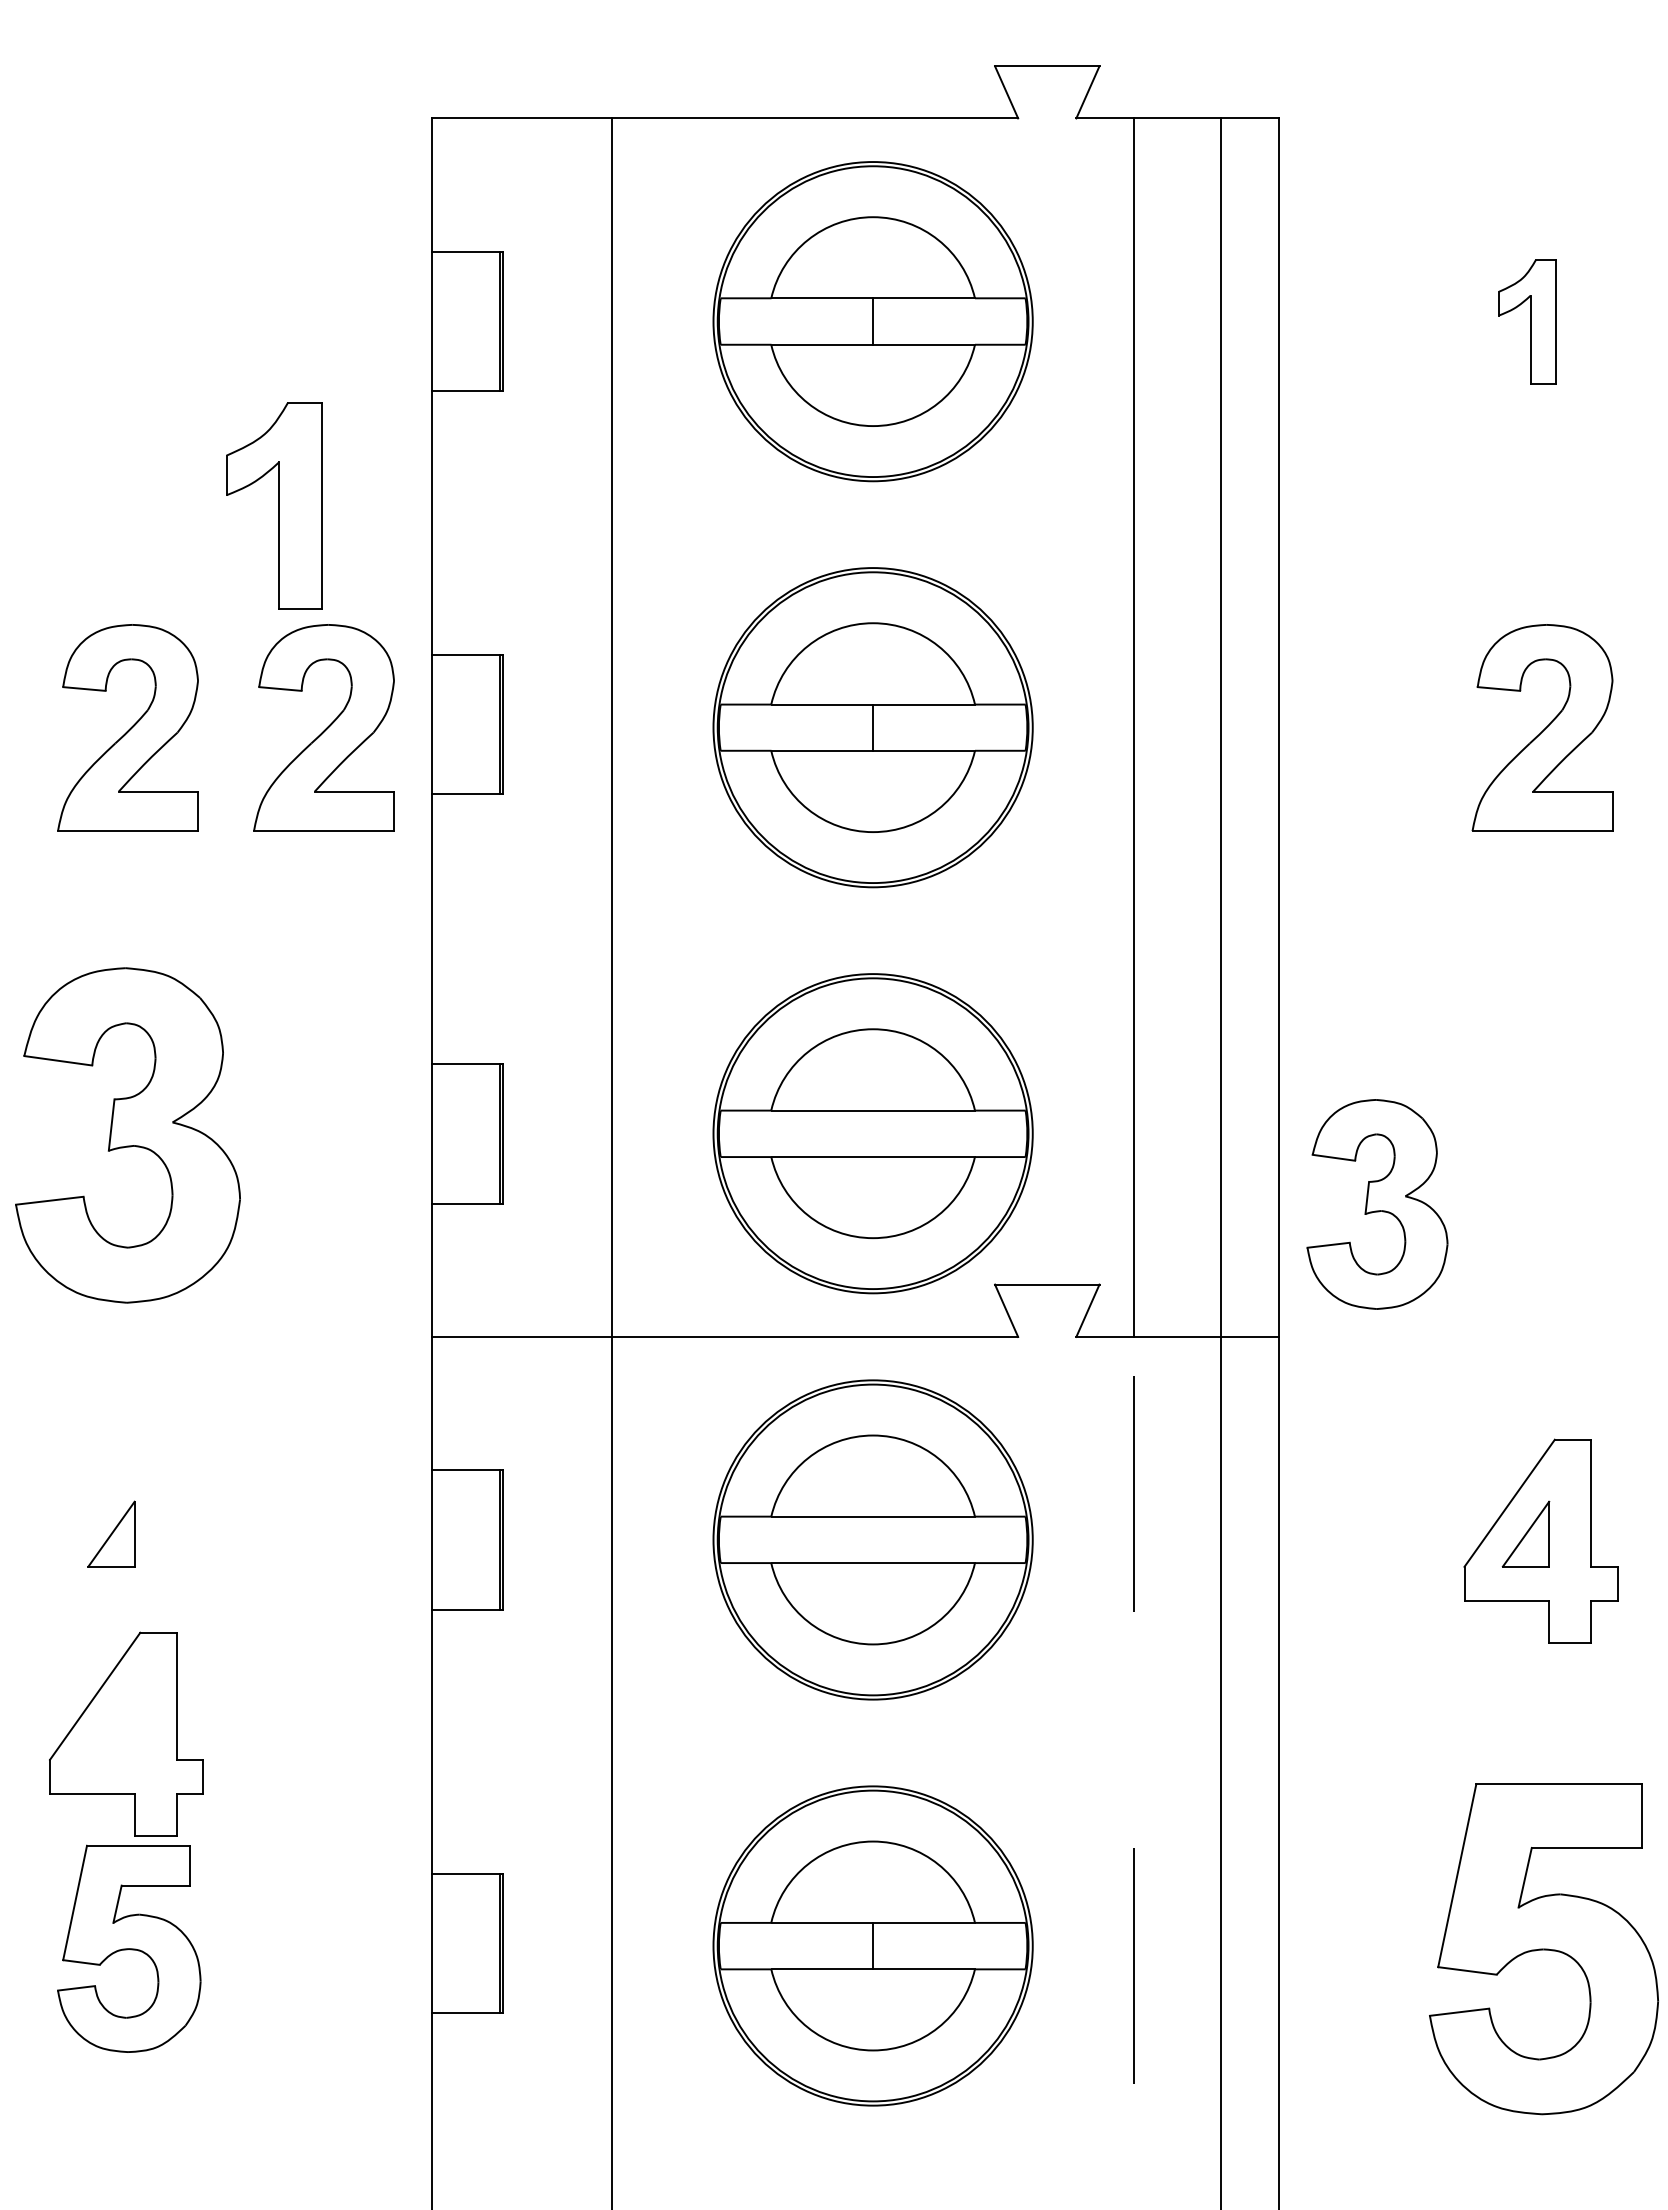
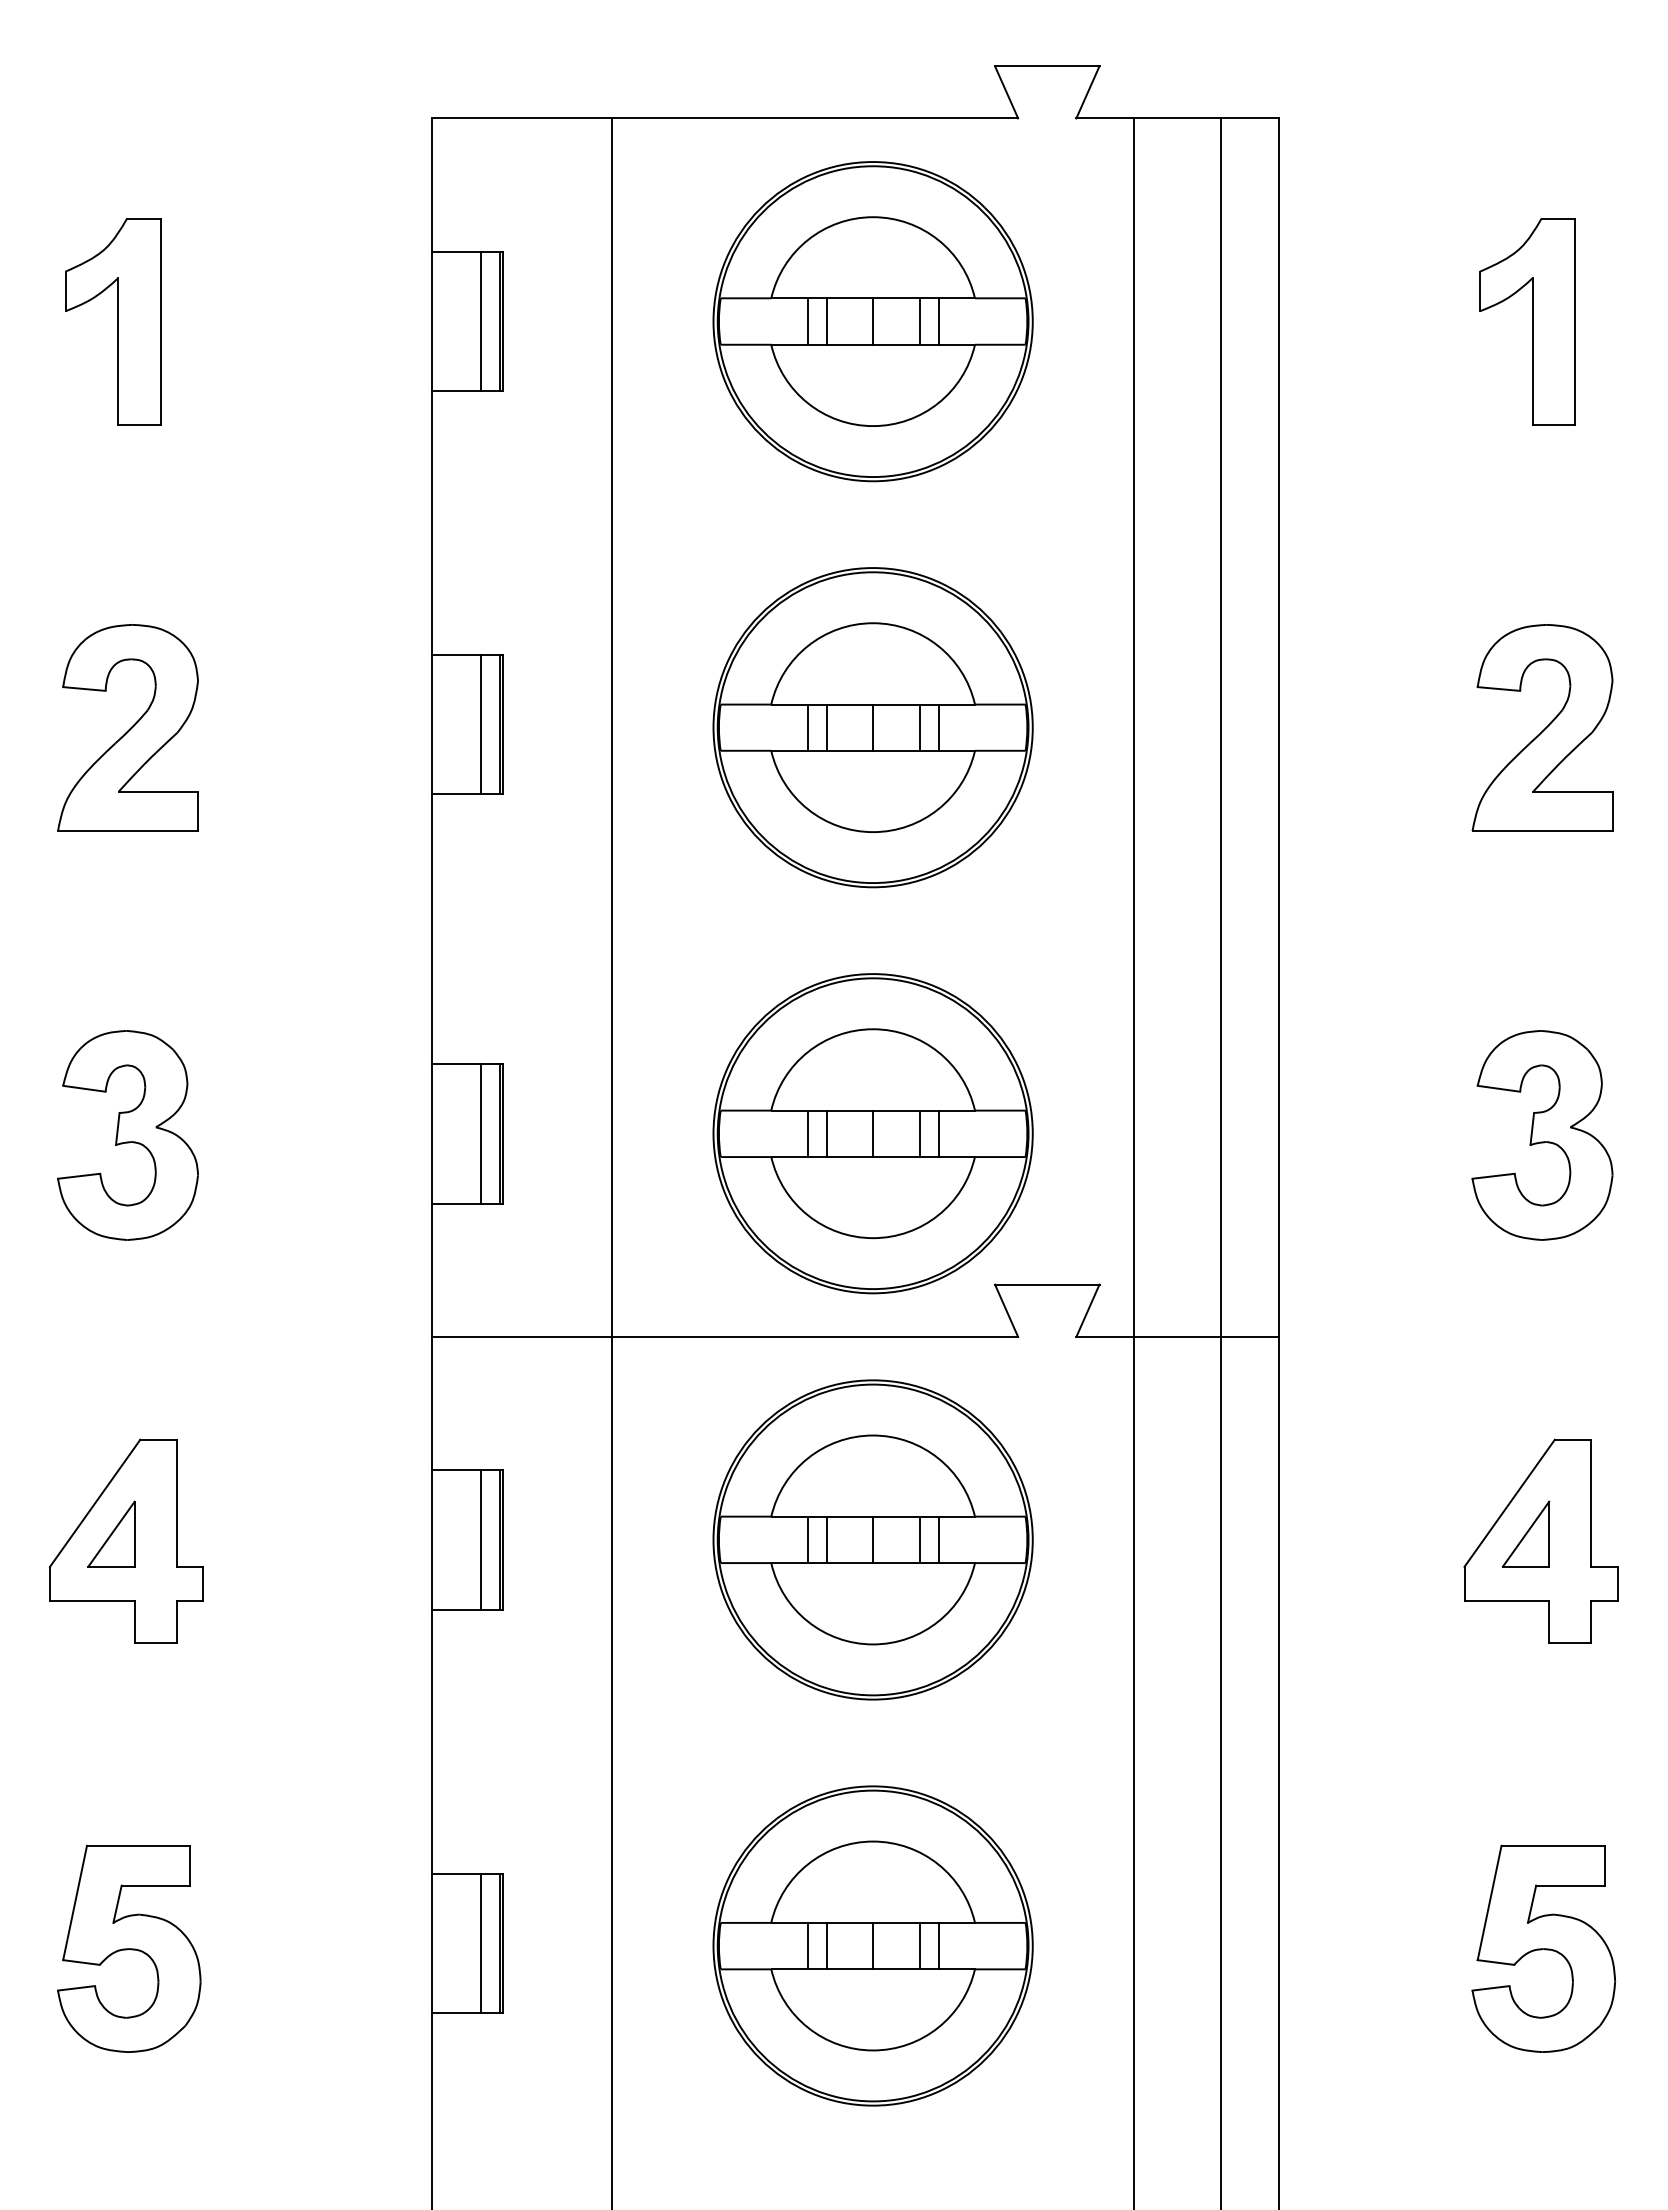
line: none -> present (481, 321)
line: none -> present (807, 321)
line: none -> present (826, 321)
line: none -> present (919, 321)
line: none -> present (938, 321)
part size: 59x126 px -> 97x208 px (1527, 321)
part position: (274, 505) -> (113, 321) (113, 321)
line: none -> present (481, 724)
part: present -> none (323, 727)
line: none -> present (807, 727)
line: none -> present (826, 727)
line: none -> present (919, 727)
line: none -> present (938, 727)
line: none -> present (481, 1133)
line: none -> present (807, 1133)
line: none -> present (826, 1133)
line: none -> present (873, 1133)
line: none -> present (919, 1133)
line: none -> present (938, 1133)
part size: 226x337 px -> 142x211 px (127, 1135)
part position: (1377, 1204) -> (1542, 1135) (1542, 1135)
line: none -> present (481, 1539)
line: none -> present (807, 1539)
line: none -> present (826, 1539)
line: none -> present (873, 1539)
line: none -> present (919, 1539)
line: none -> present (938, 1539)
part position: (126, 1733) -> (126, 1540) (126, 1540)
line: dashed -> solid (1134, 1772)
line: none -> present (481, 1942)
line: none -> present (807, 1945)
line: none -> present (826, 1945)
line: none -> present (919, 1945)
line: none -> present (938, 1945)
part size: 230x333 px -> 145x209 px (1543, 1948)
